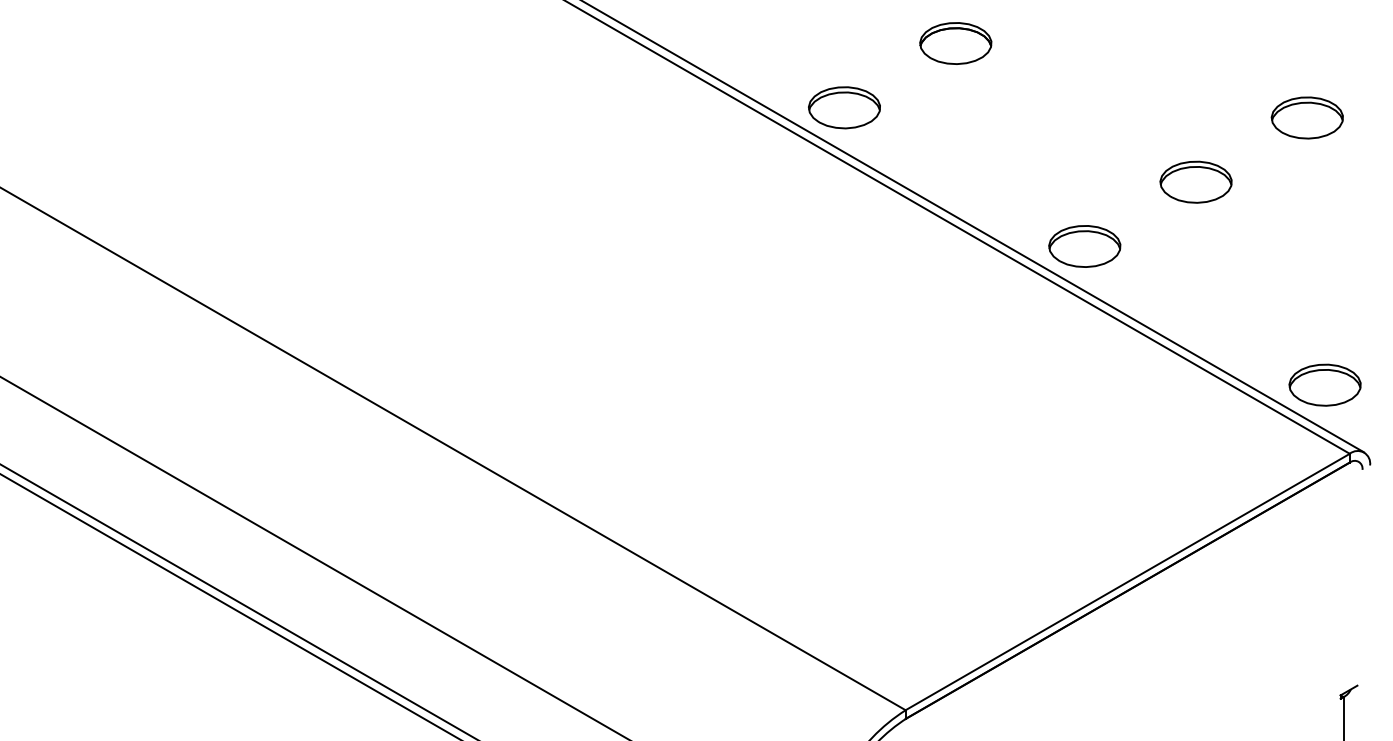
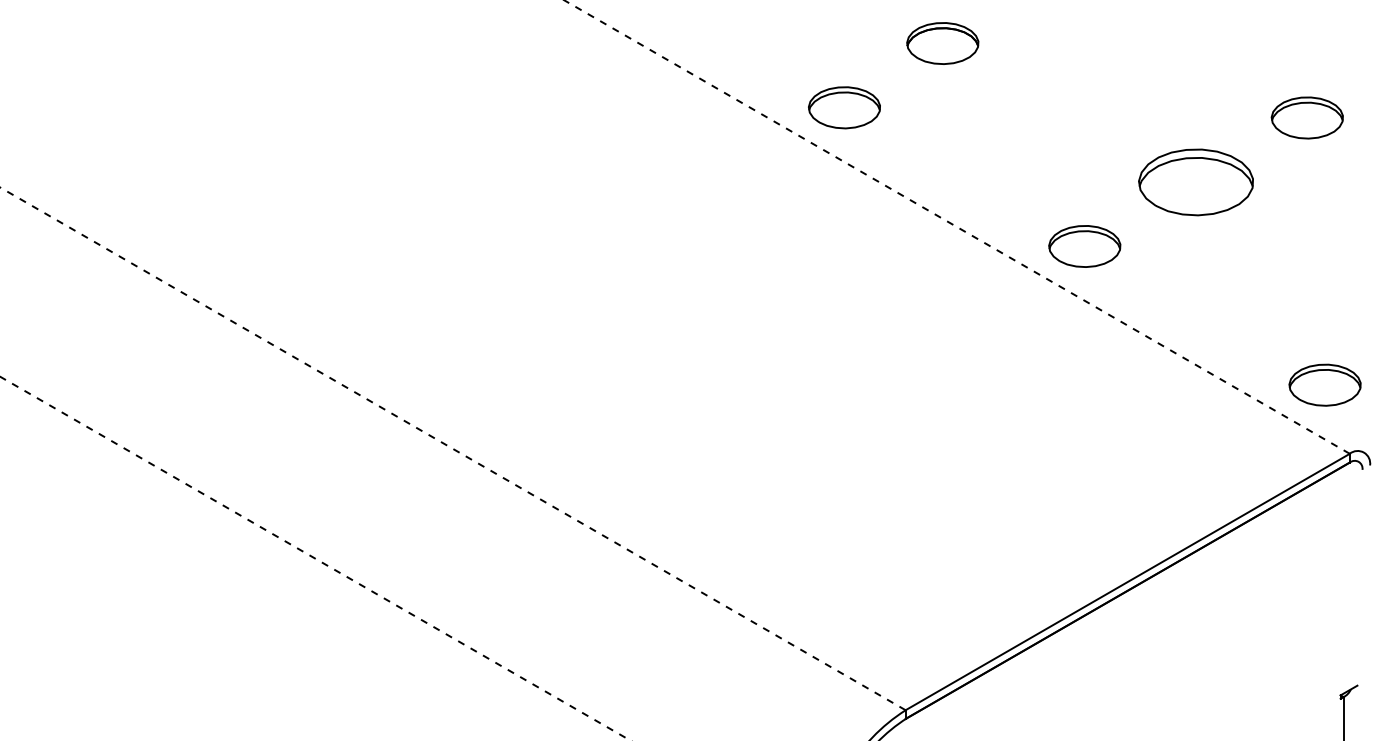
part position: (955, 43) -> (942, 43) (942, 43)
part size: 74x44 px -> 116x69 px (1195, 182)
line: solid -> dashed (956, 226)
line: present -> none (974, 227)
line: solid -> dashed (452, 448)
line: solid -> dashed (315, 558)
line: present -> none (237, 601)
line: present -> none (229, 606)
